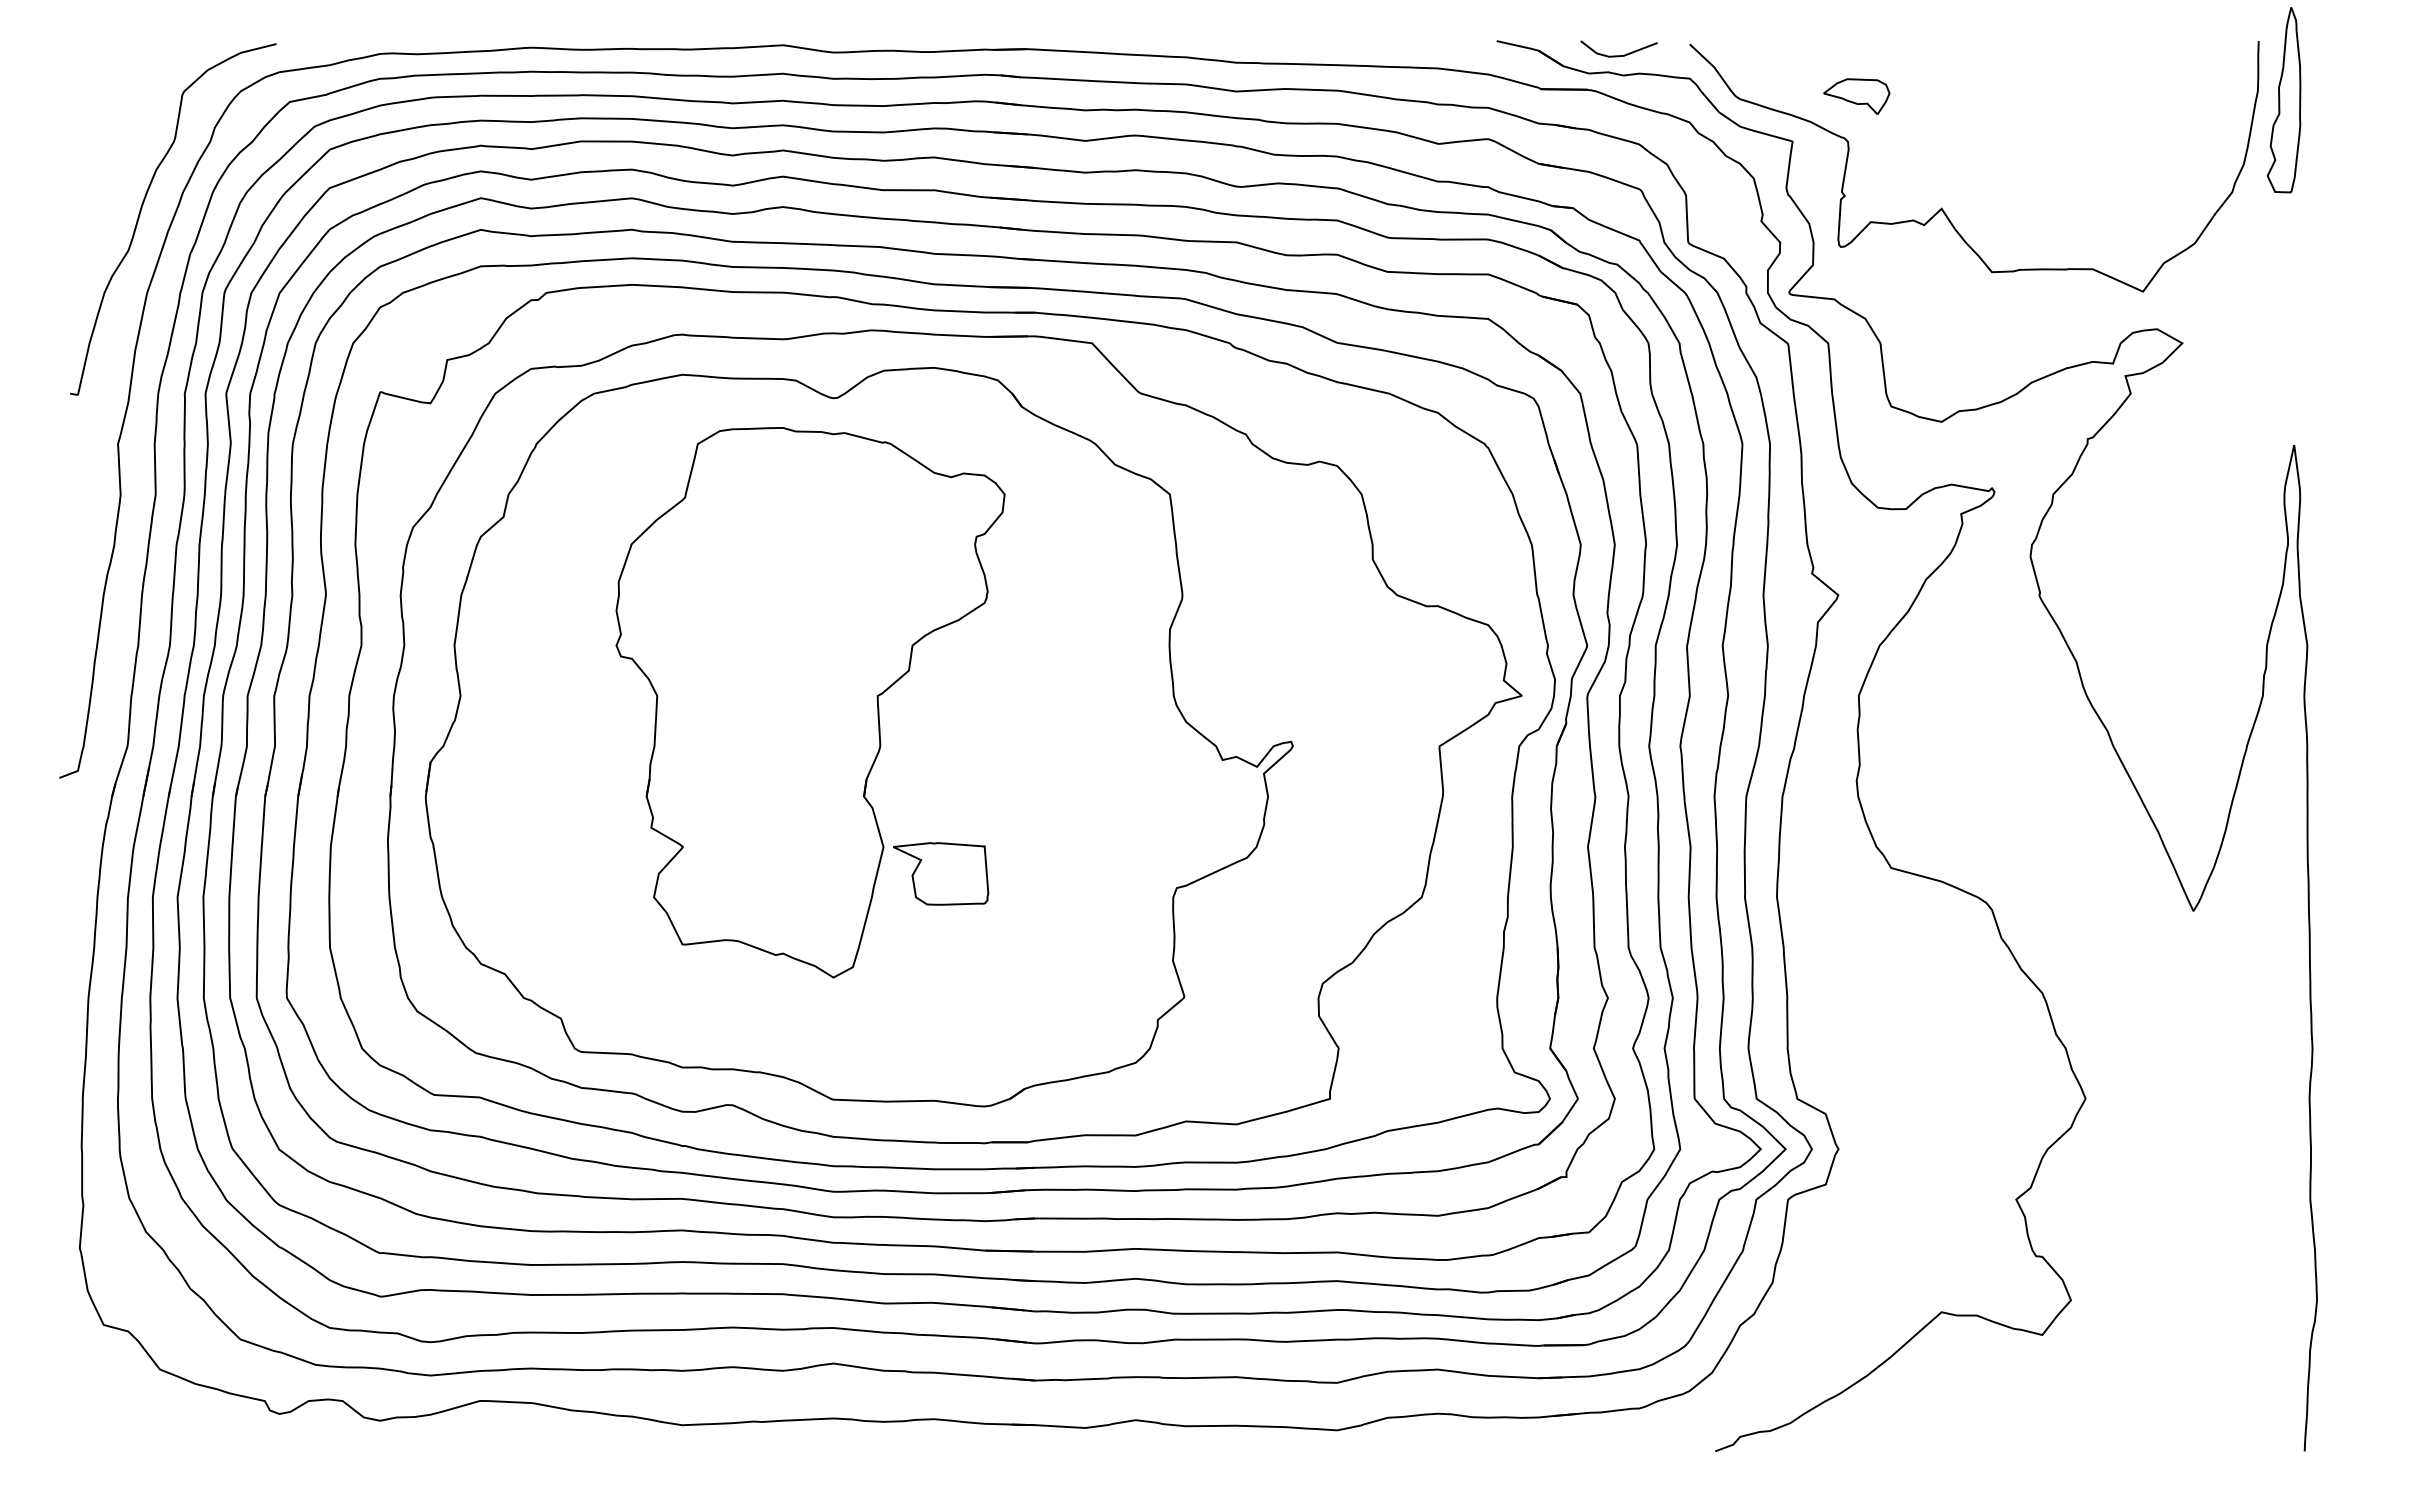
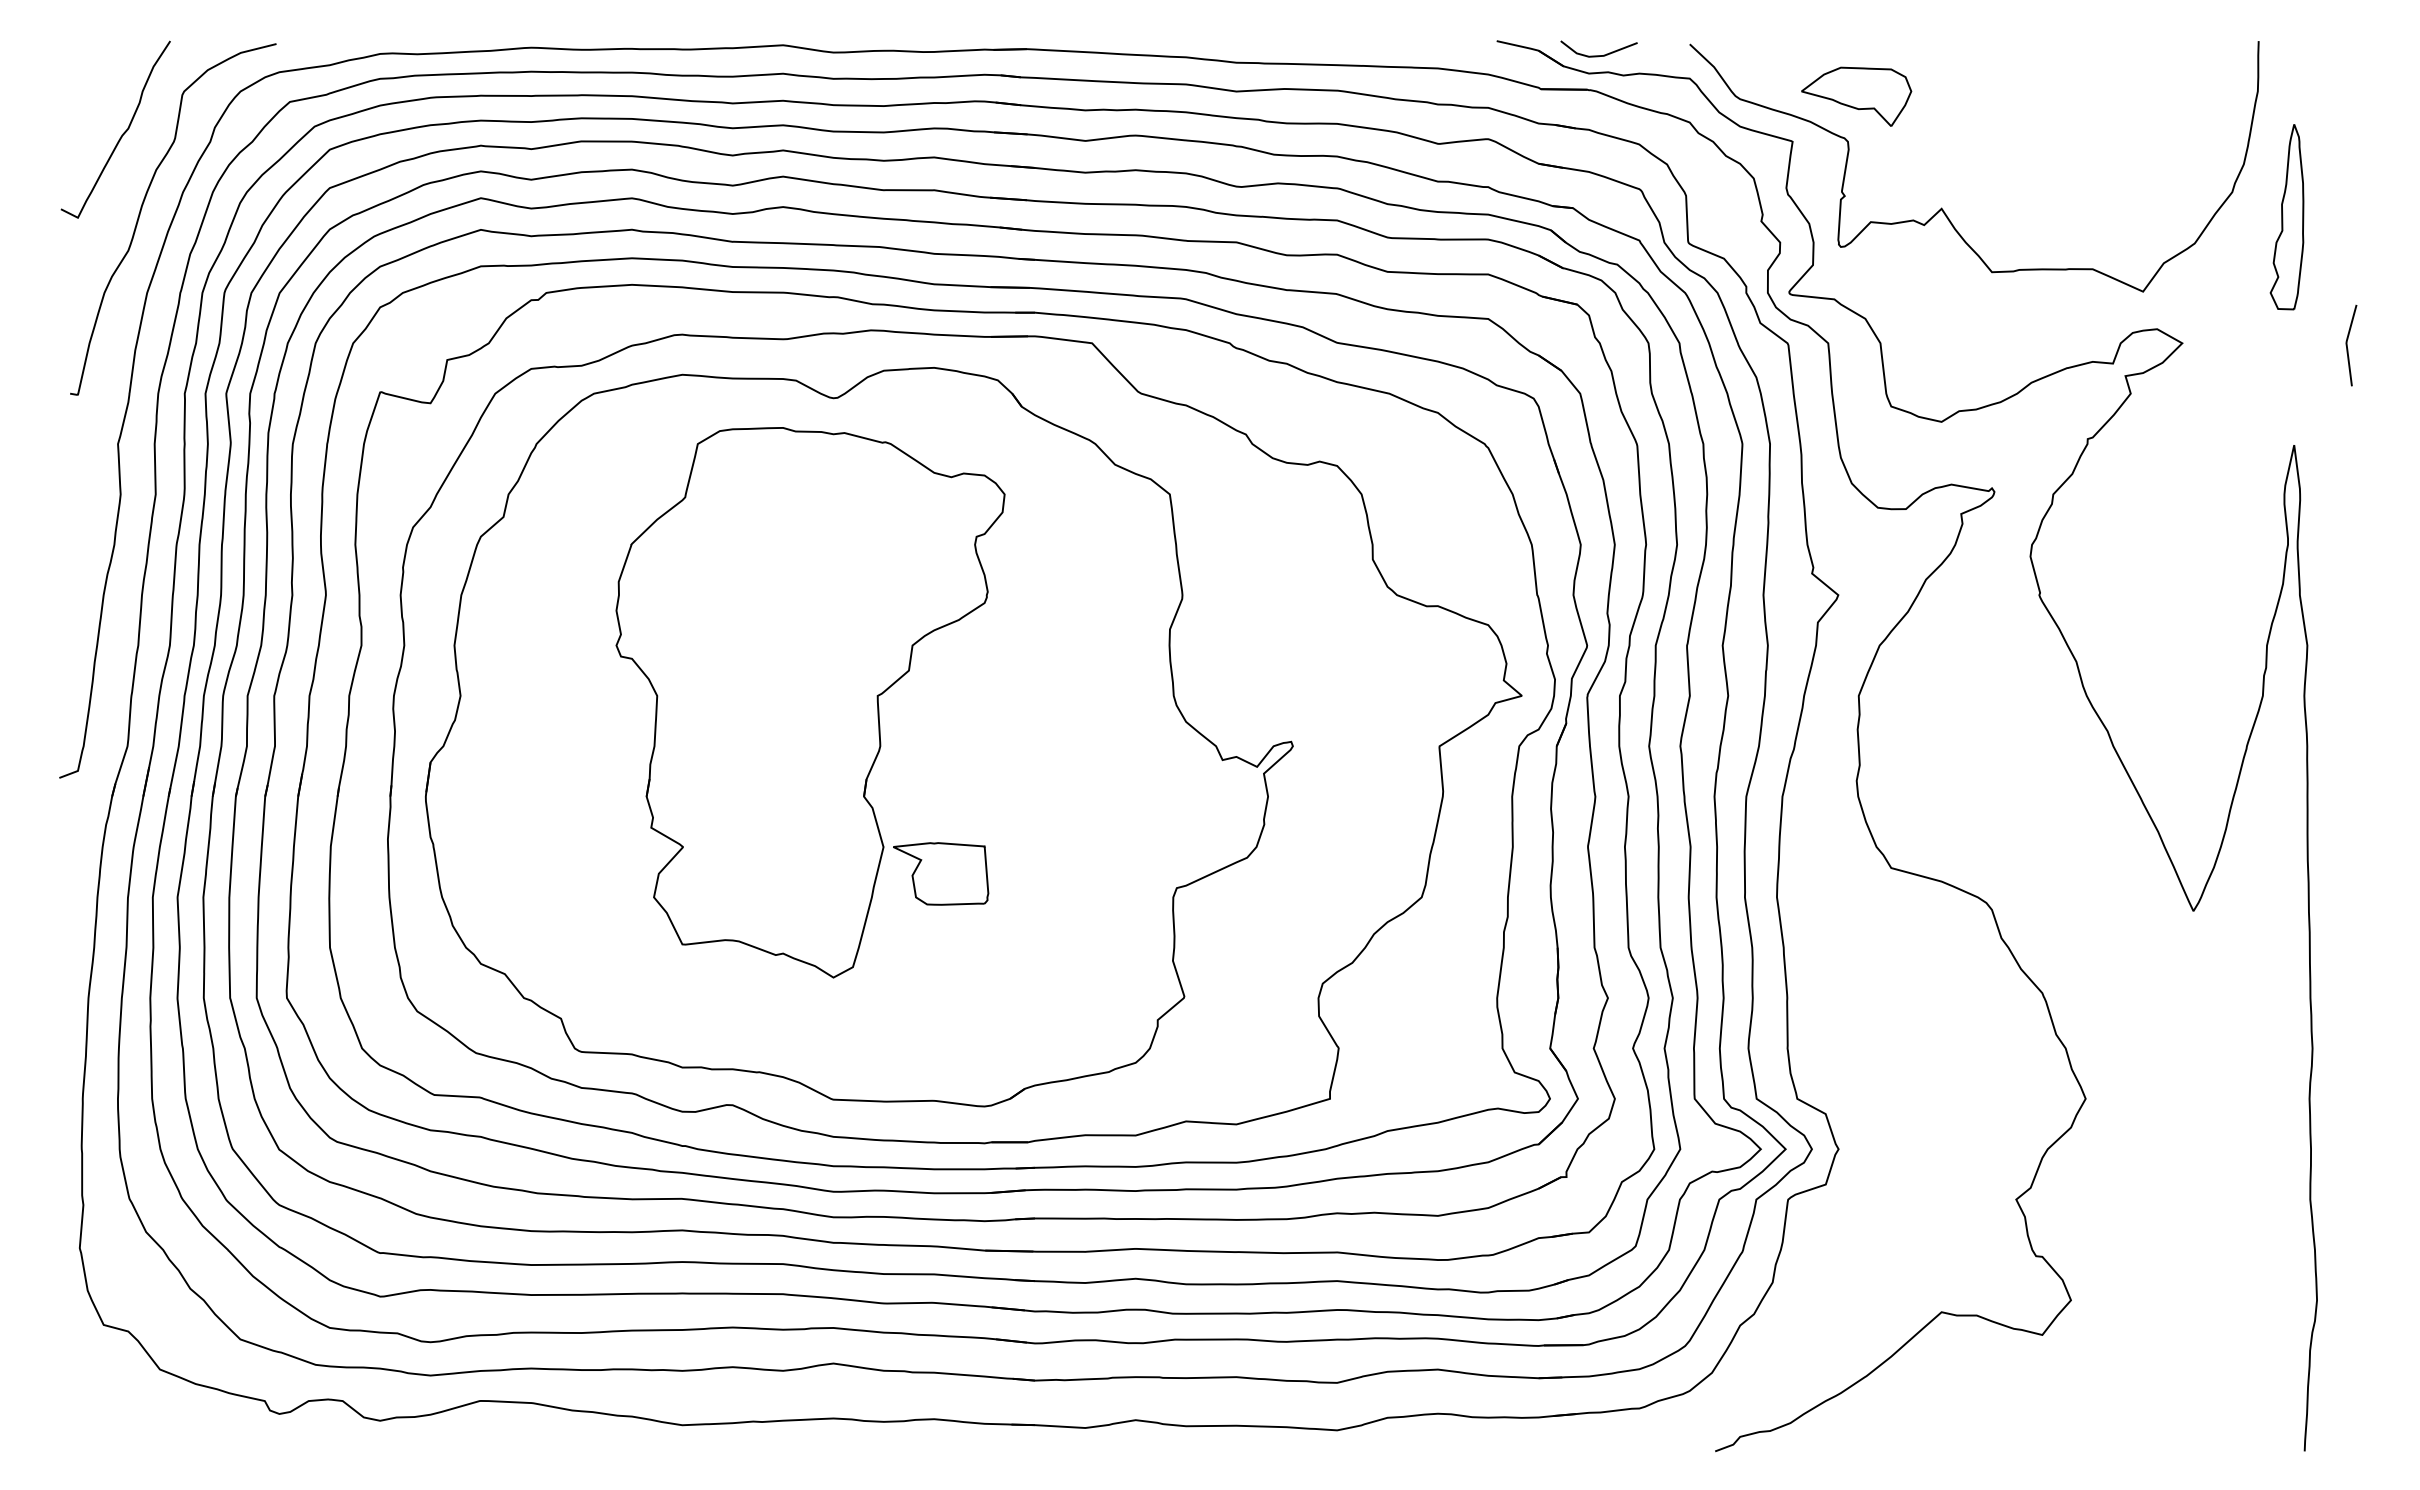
line position: (1618, 55) -> (1598, 55) (1598, 55)
part size: 68x37 px -> 112x61 px (1856, 96)
part position: (2283, 100) -> (2286, 217) (2286, 217)
curve: none -> present (122, 133)
line: none -> present (2347, 345)
